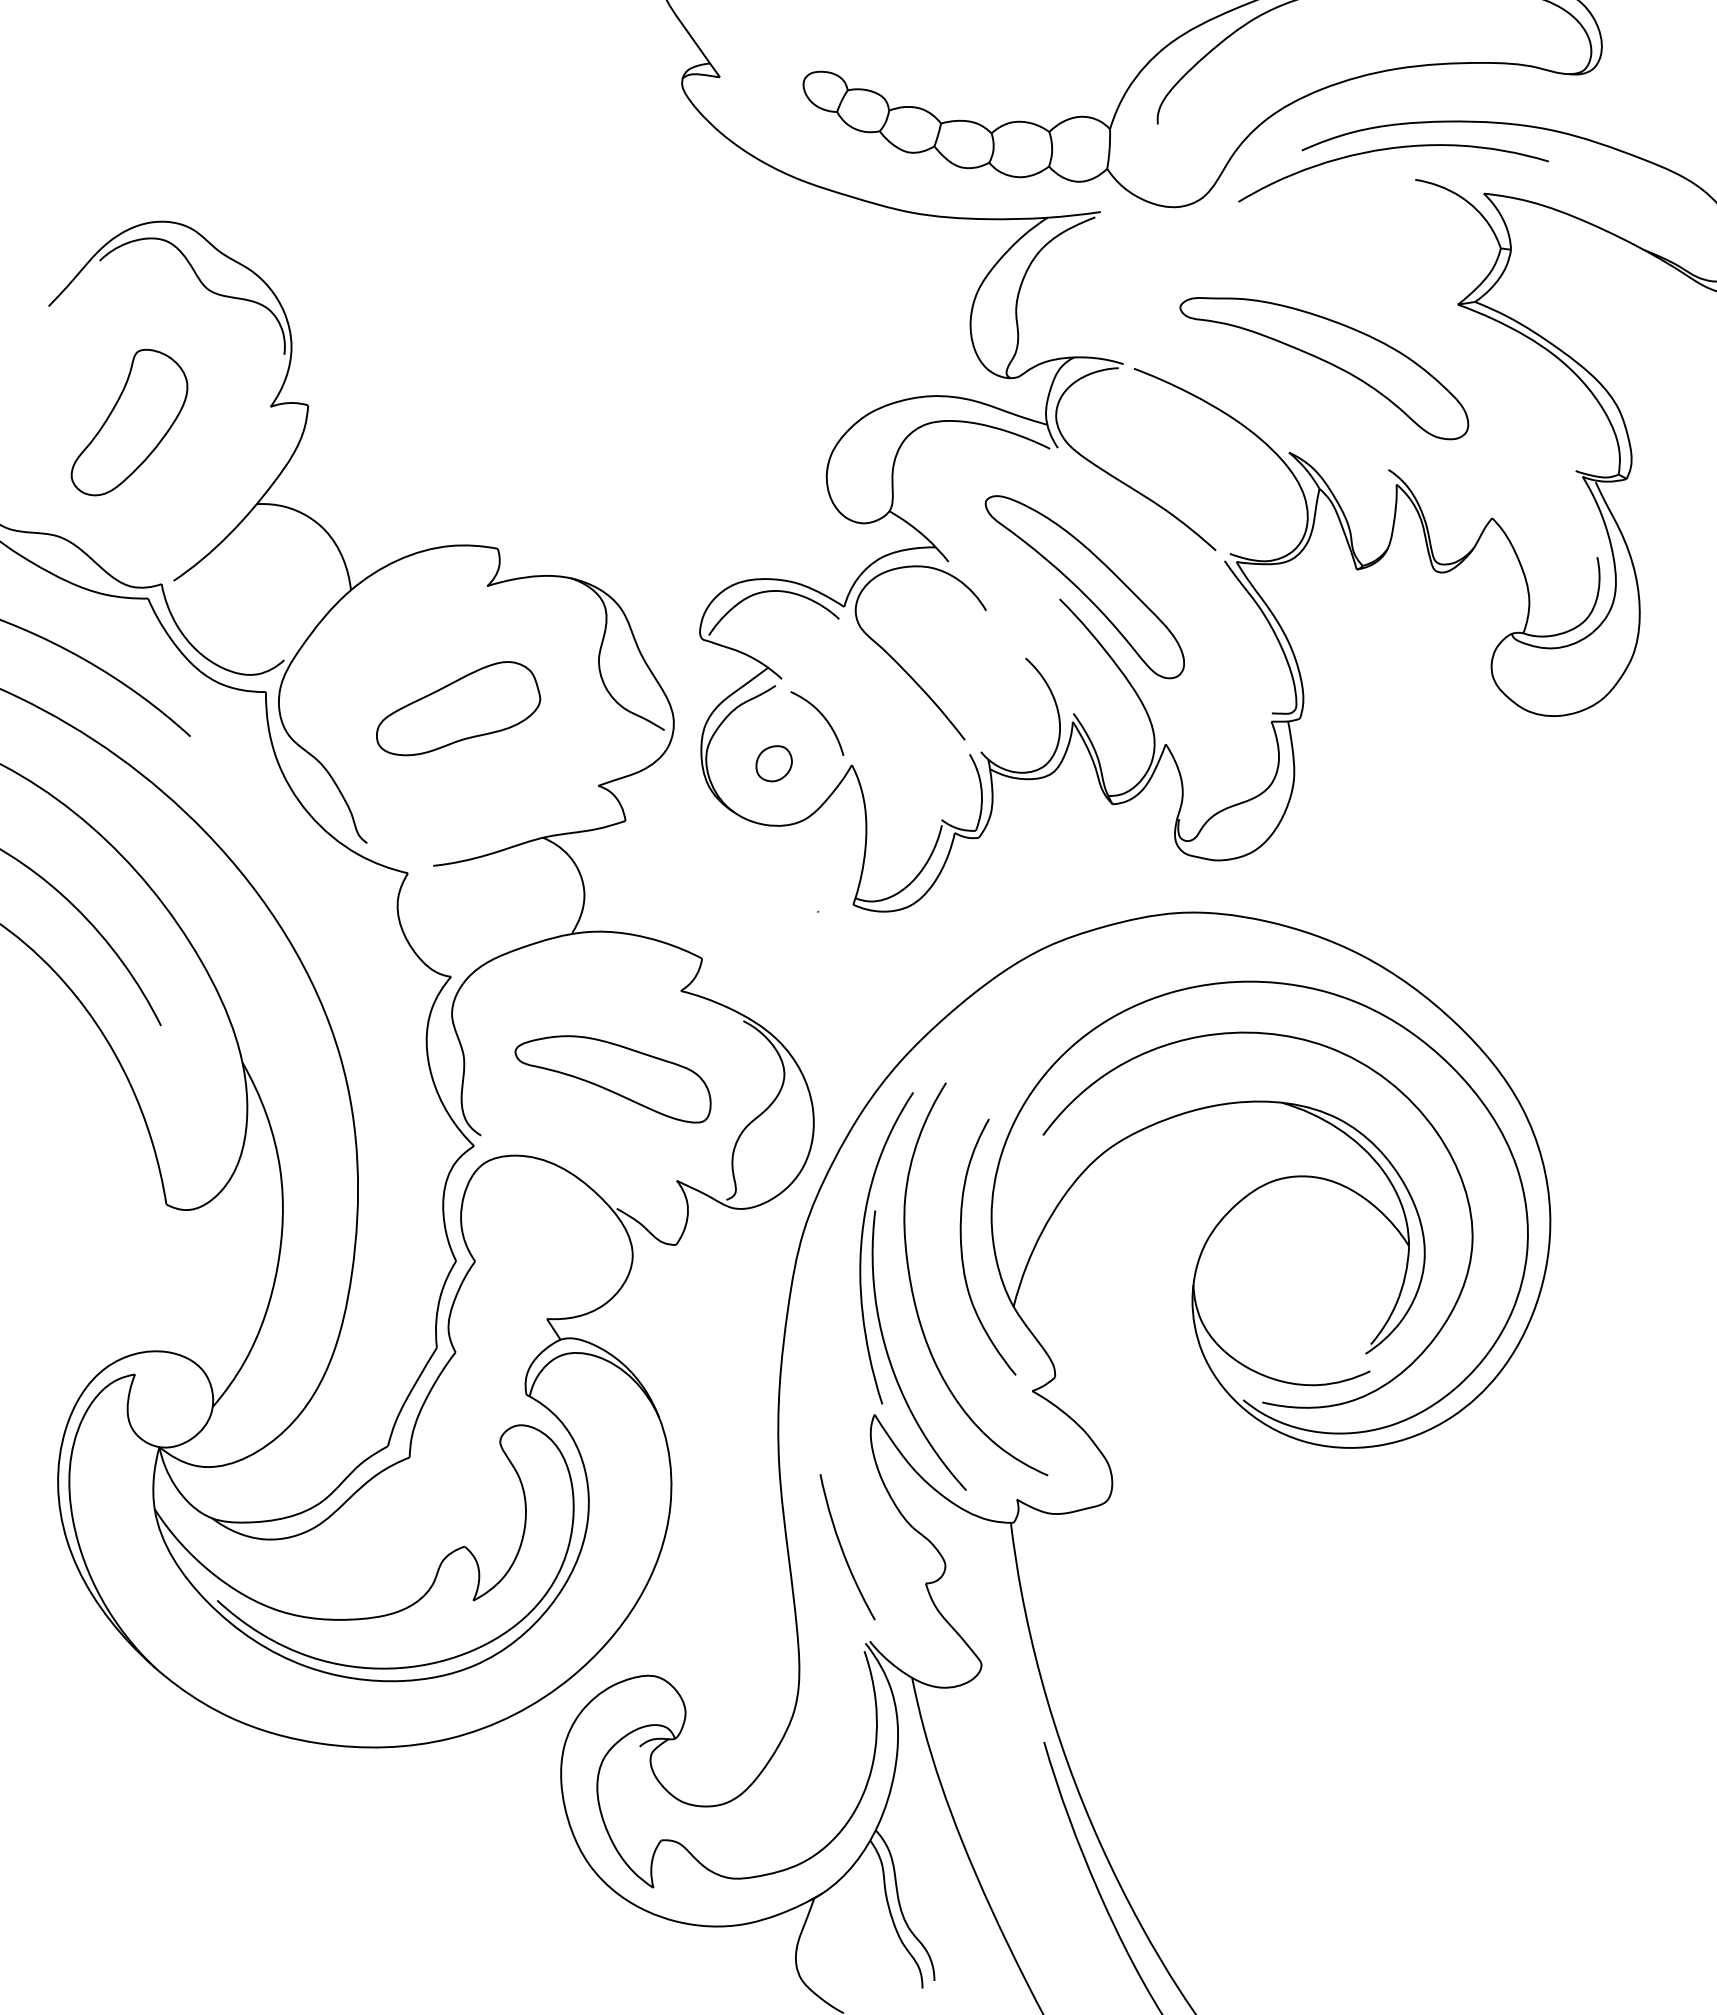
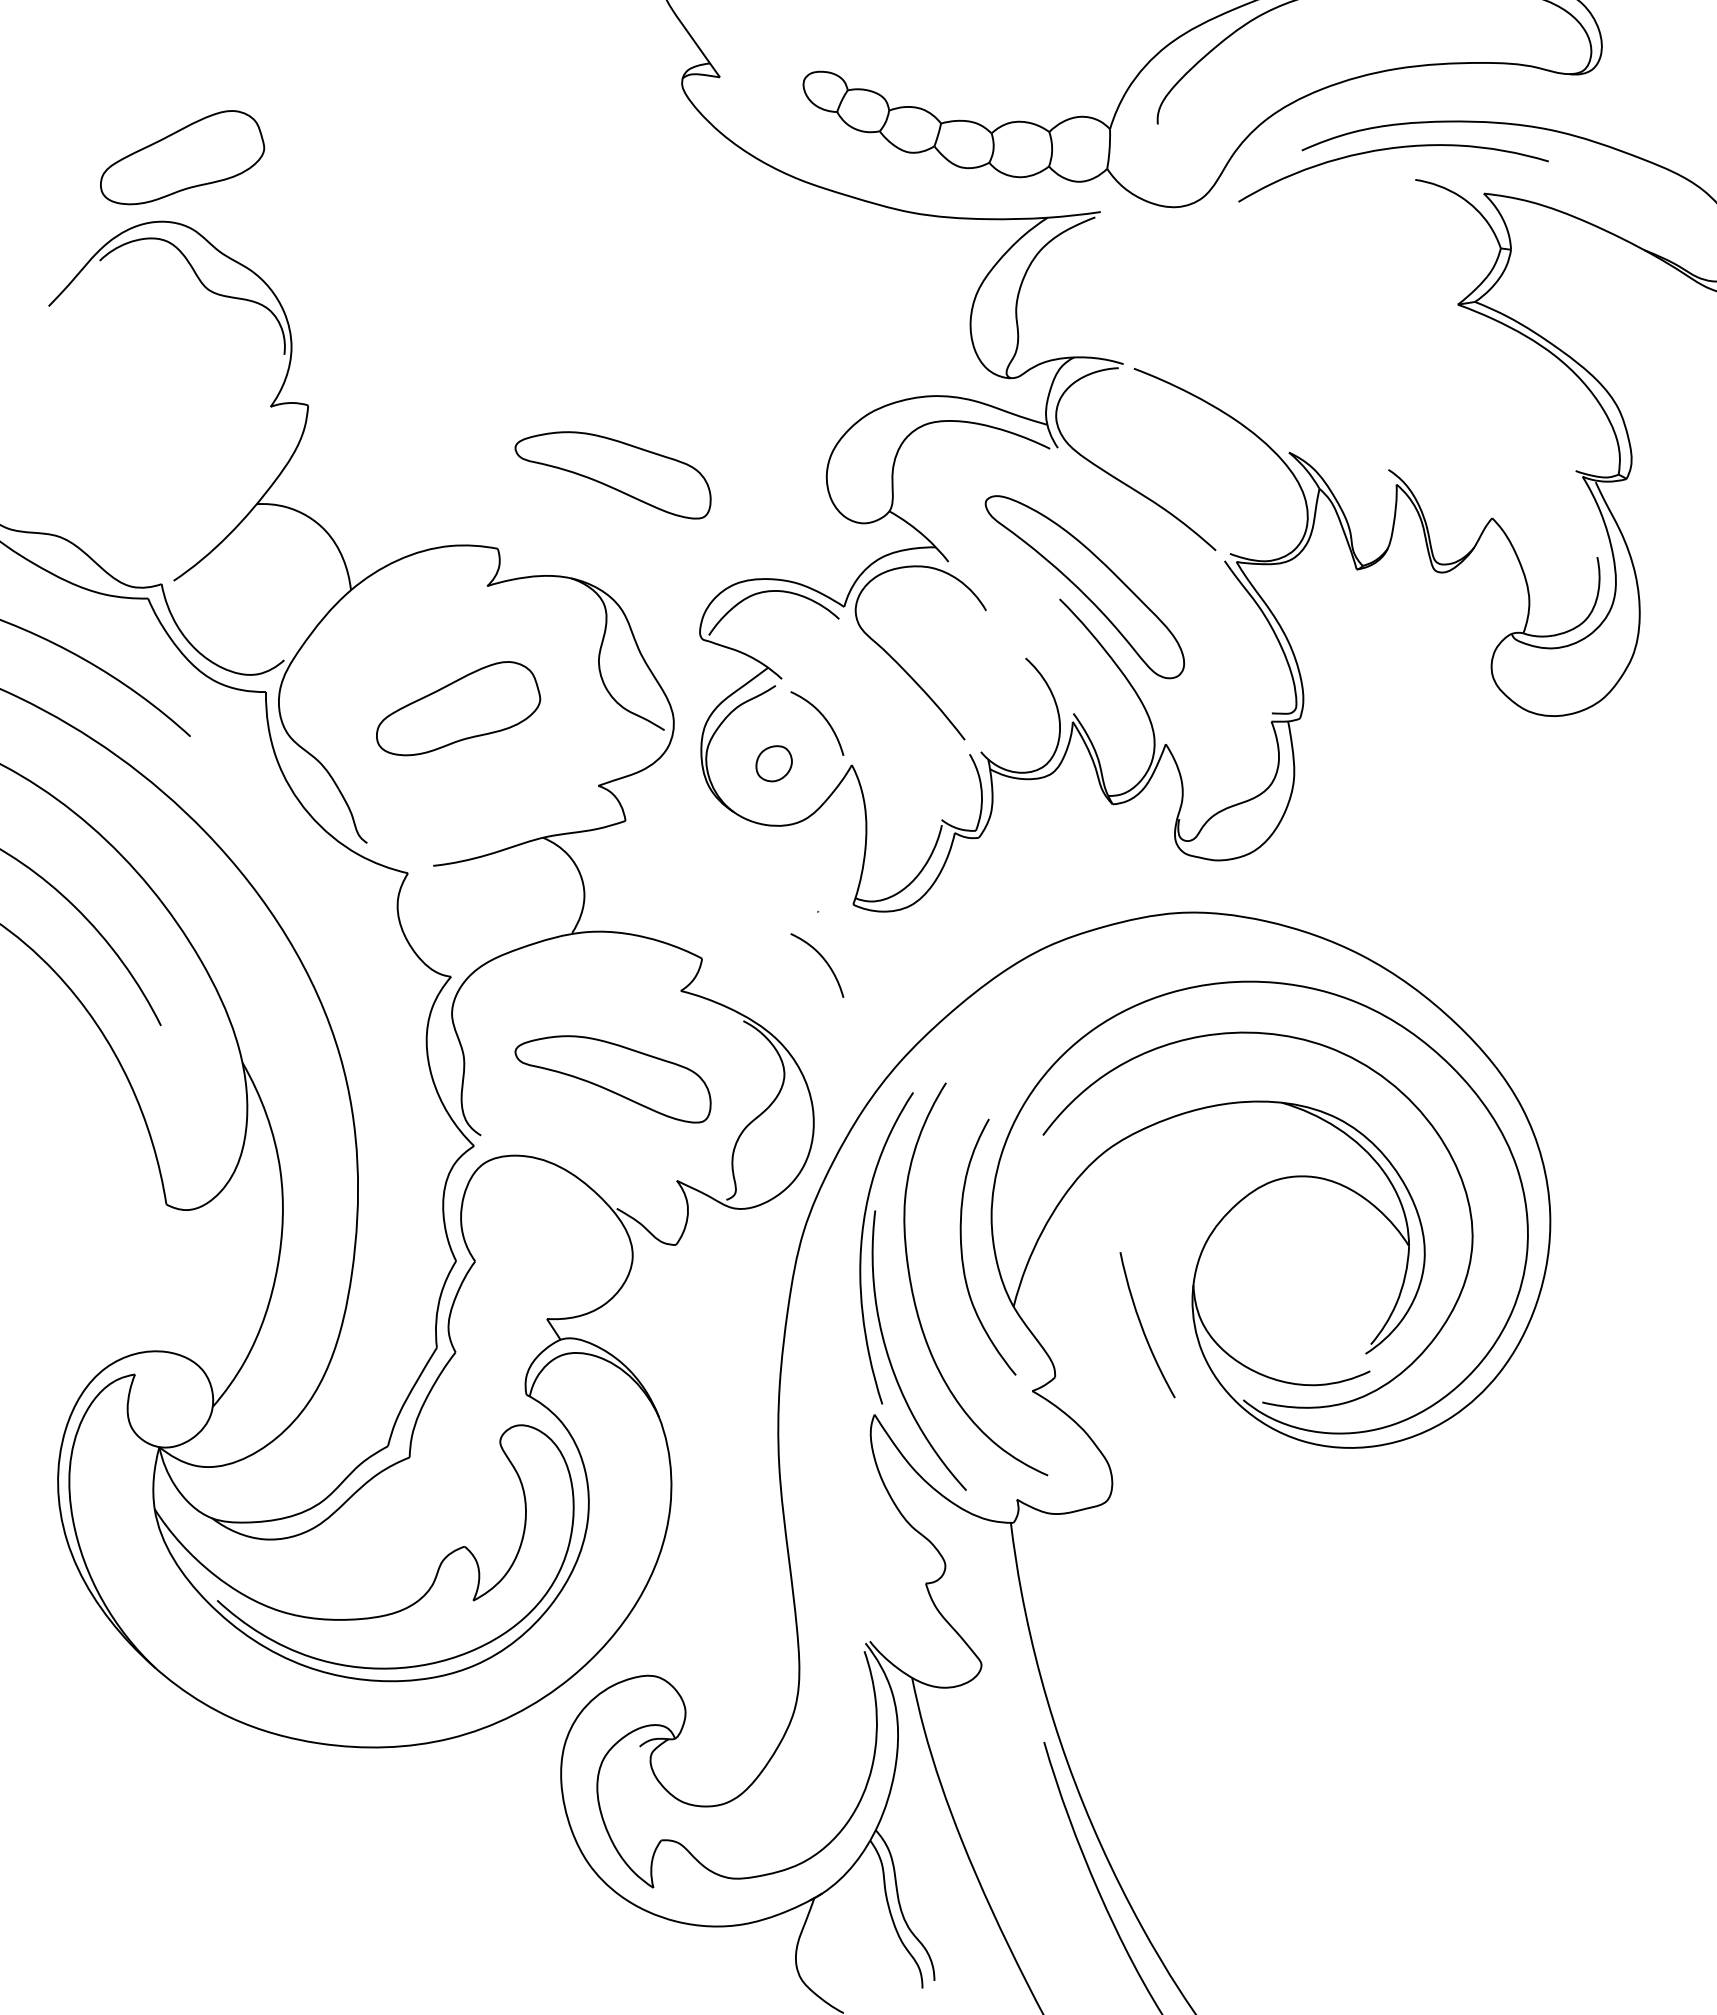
part: none -> present (182, 157)
part: present -> none (1324, 368)
part: present -> none (129, 422)
part: none -> present (612, 475)
curve: none -> present (824, 961)
curve position: (842, 1547) -> (1142, 1325) (1142, 1325)
